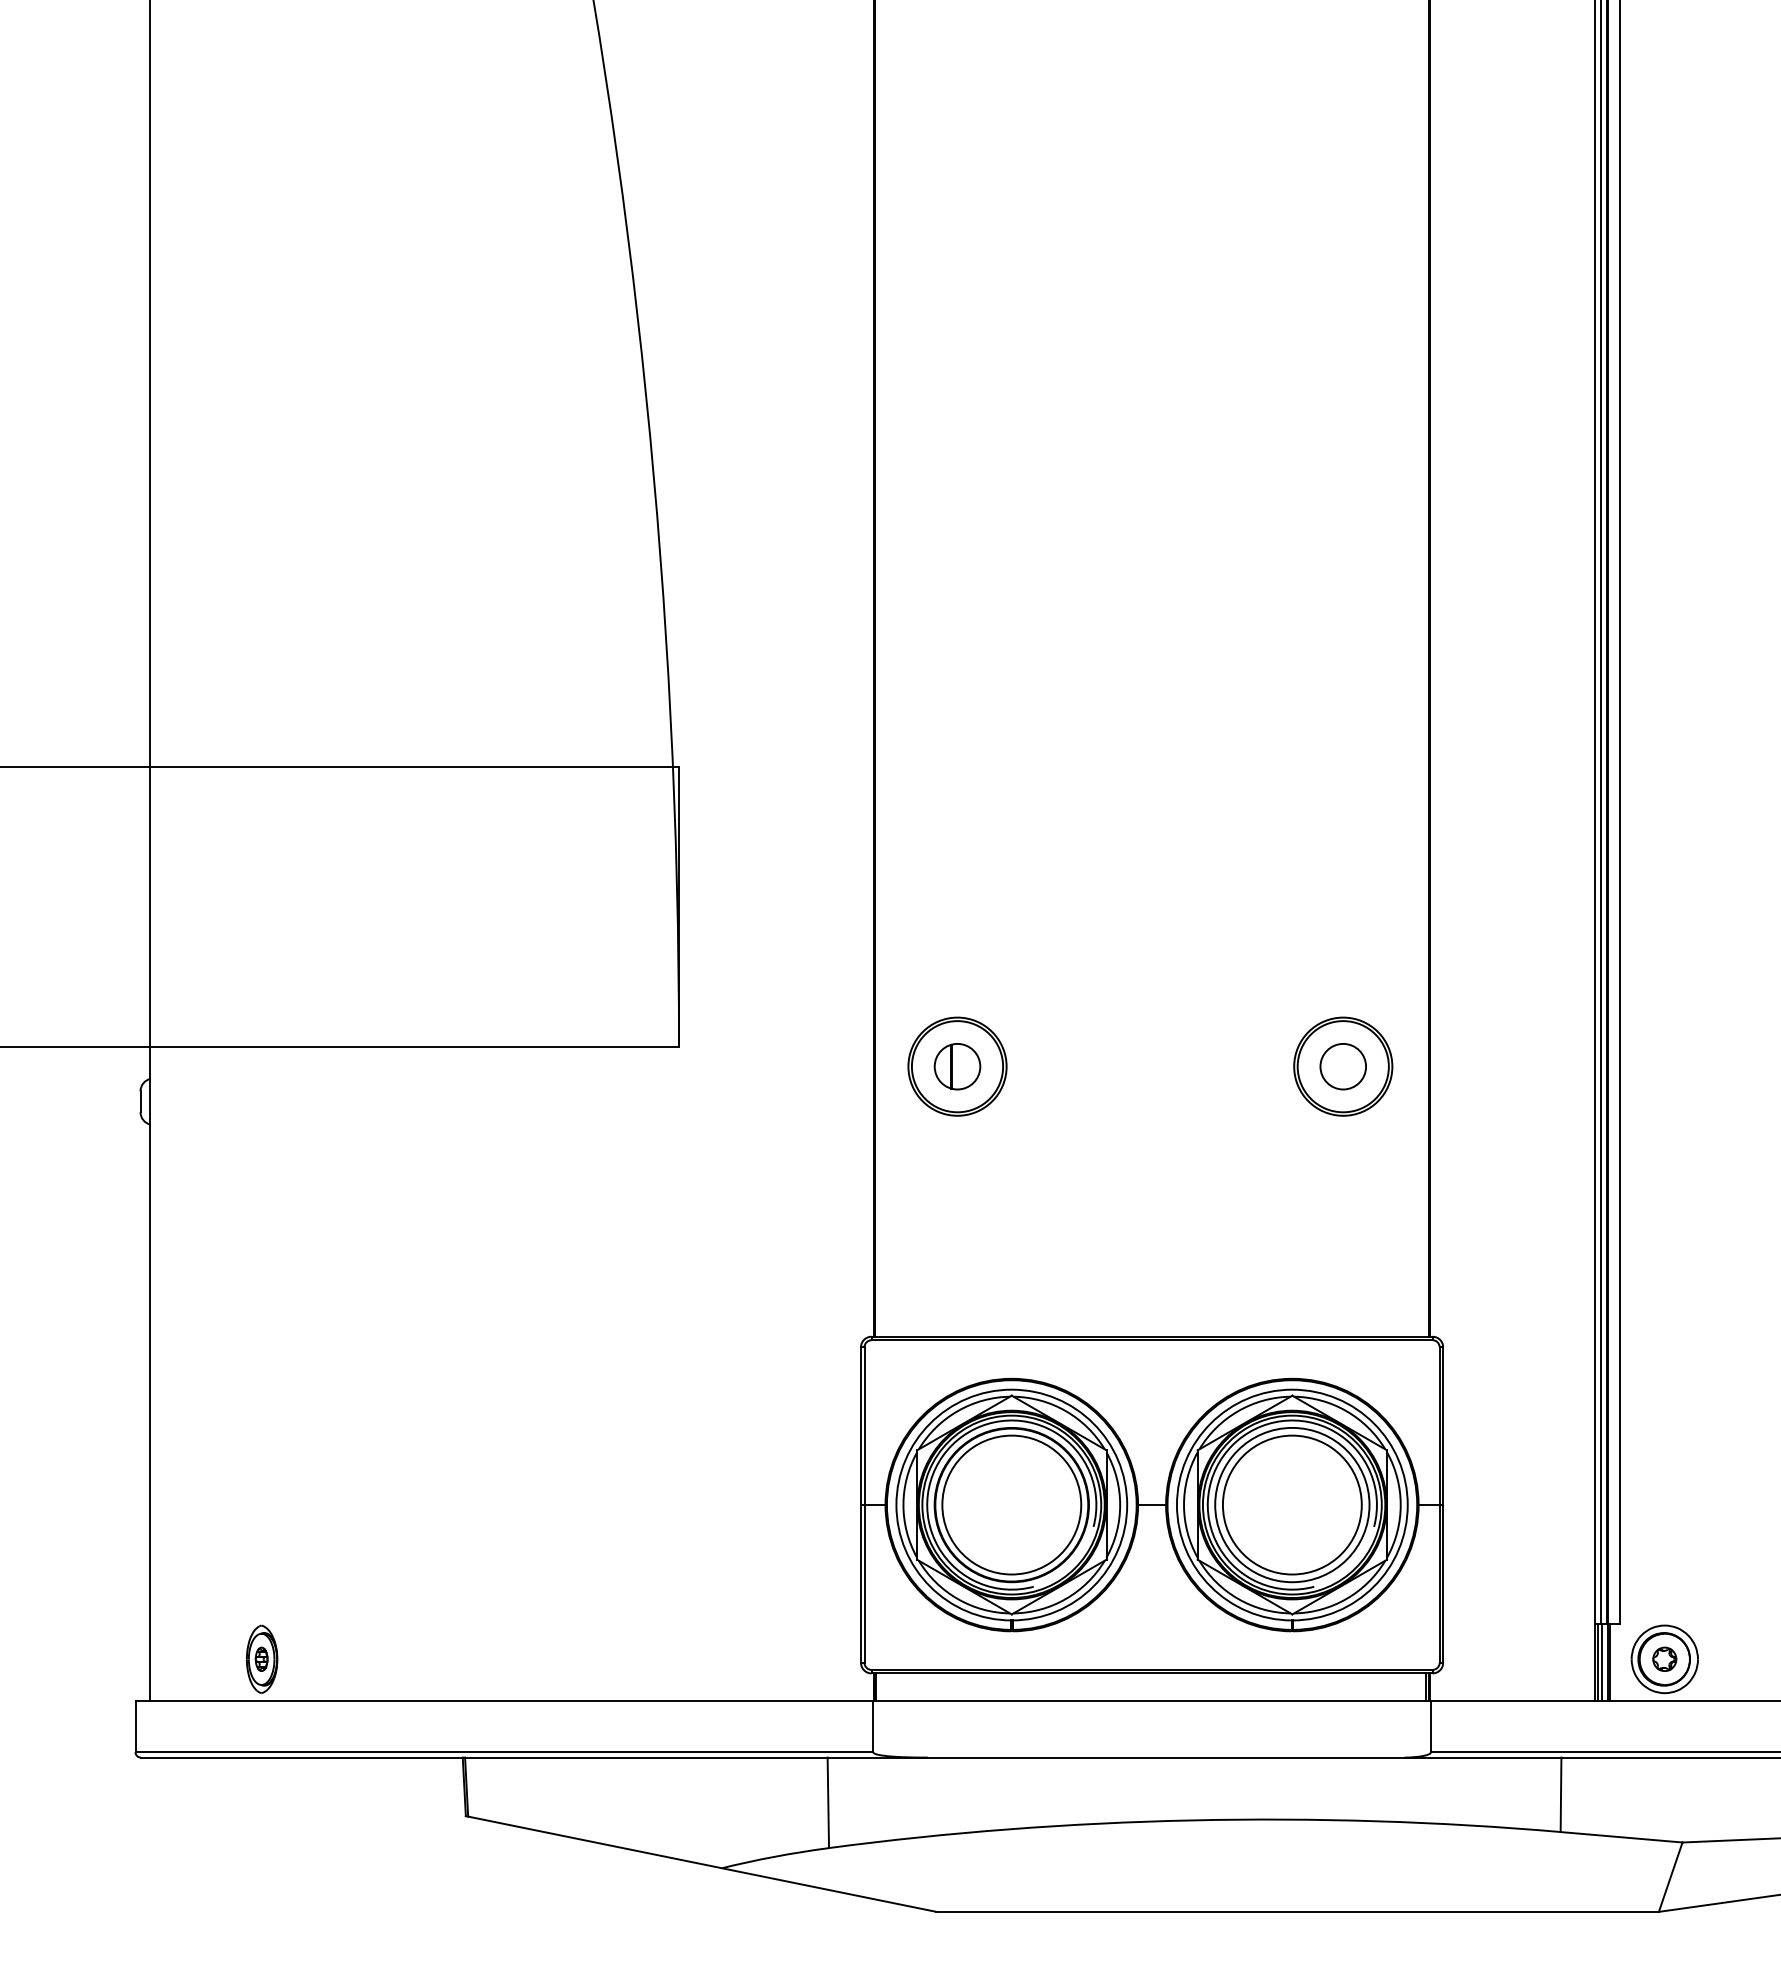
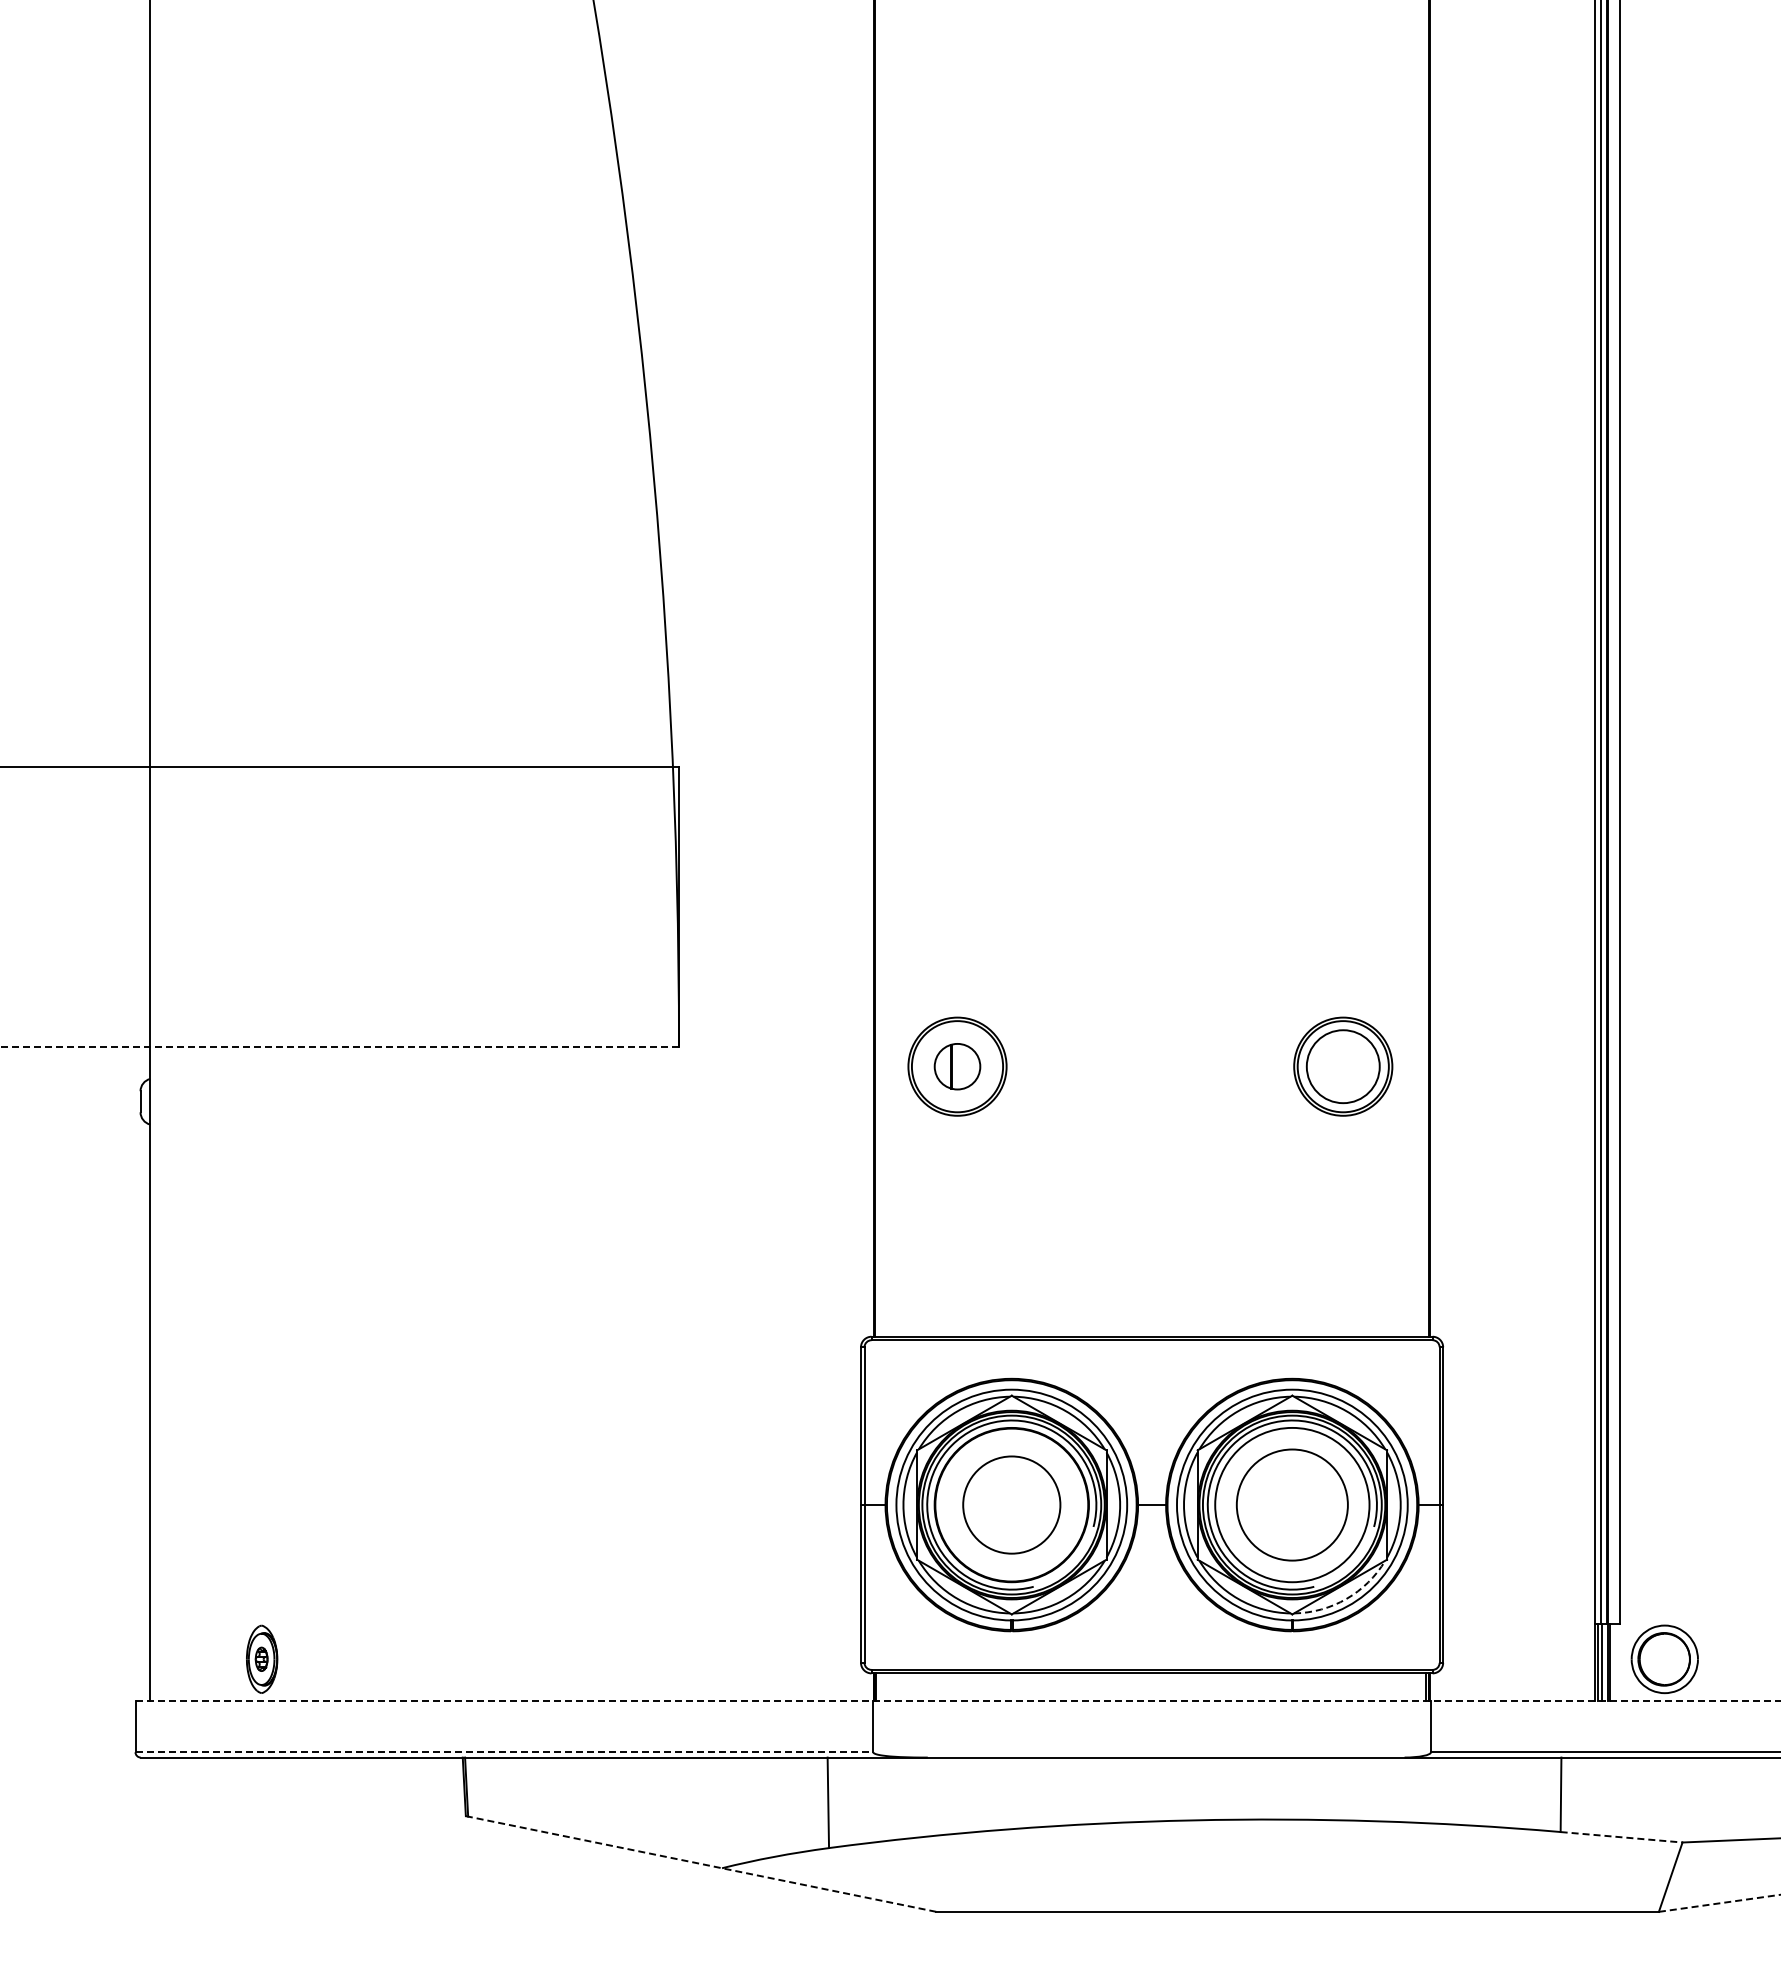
line: solid -> dashed (339, 1047)
circle diameter: 46 px -> 73 px (1342, 1066)
circle diameter: 139 px -> 97 px (1011, 1504)
circle diameter: 139 px -> 111 px (1291, 1504)
arc: solid -> dashed (1346, 1598)
part: present -> none (1664, 1658)
line: solid -> dashed (958, 1701)
line: solid -> dashed (504, 1752)
line: solid -> dashed (1622, 1837)
line: solid -> dashed (701, 1864)
line: solid -> dashed (1720, 1903)
